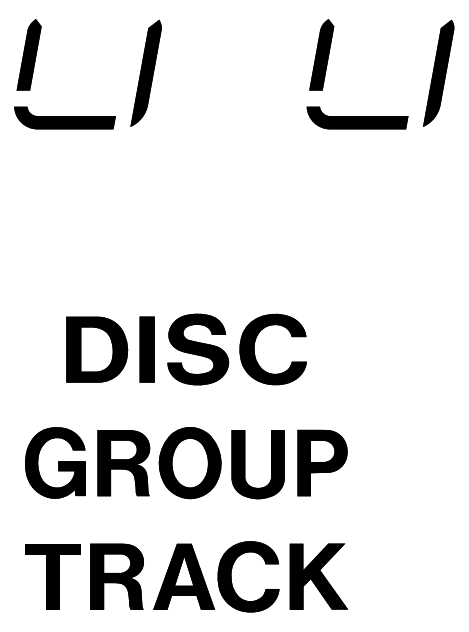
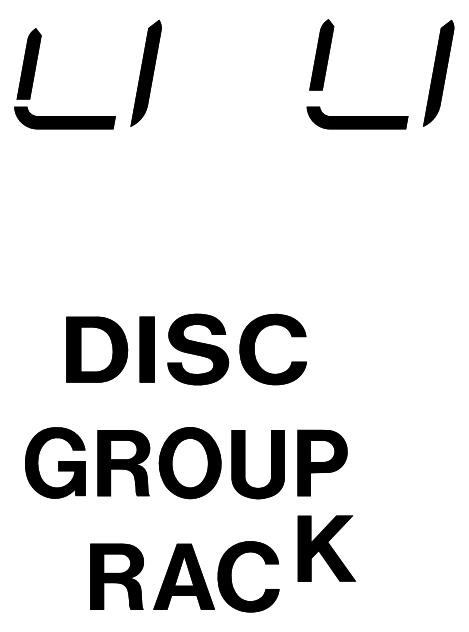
part position: (28, 54) -> (28, 63) (28, 63)
part: present -> none (52, 576)
part position: (318, 576) -> (326, 548) (326, 548)
